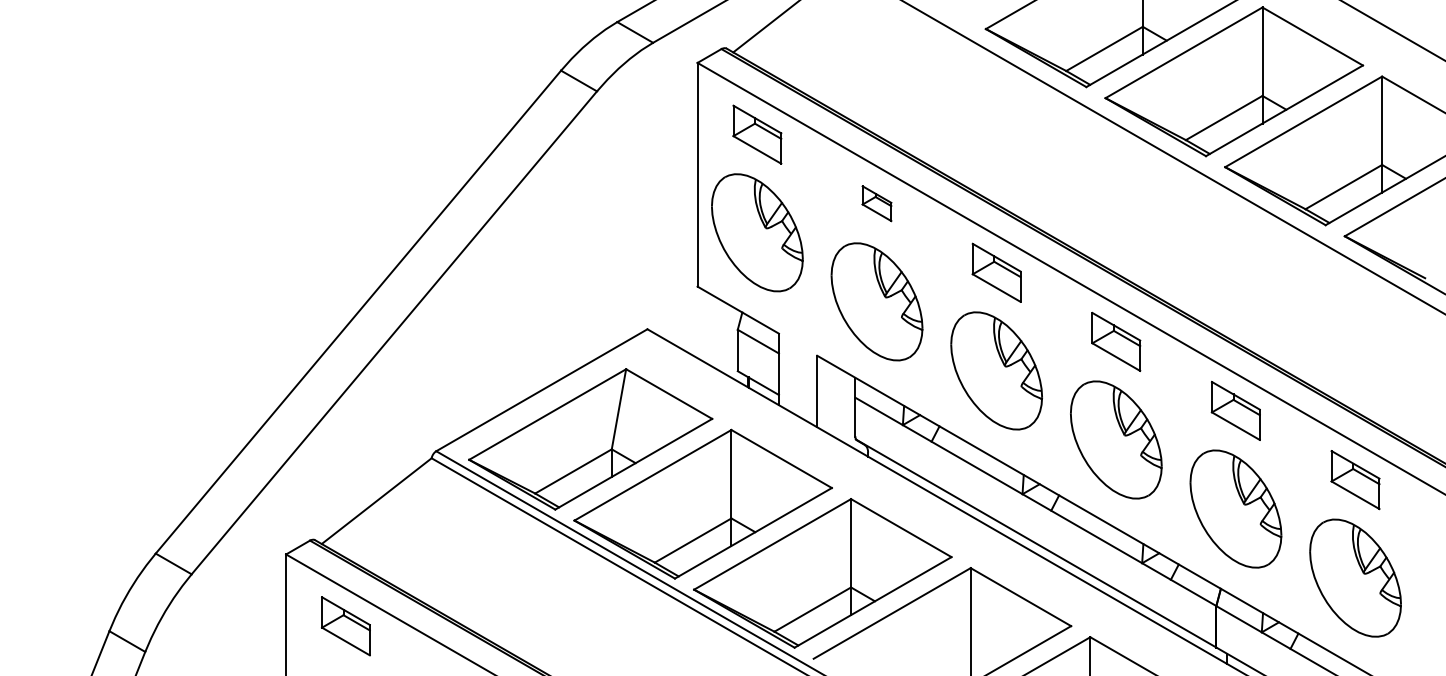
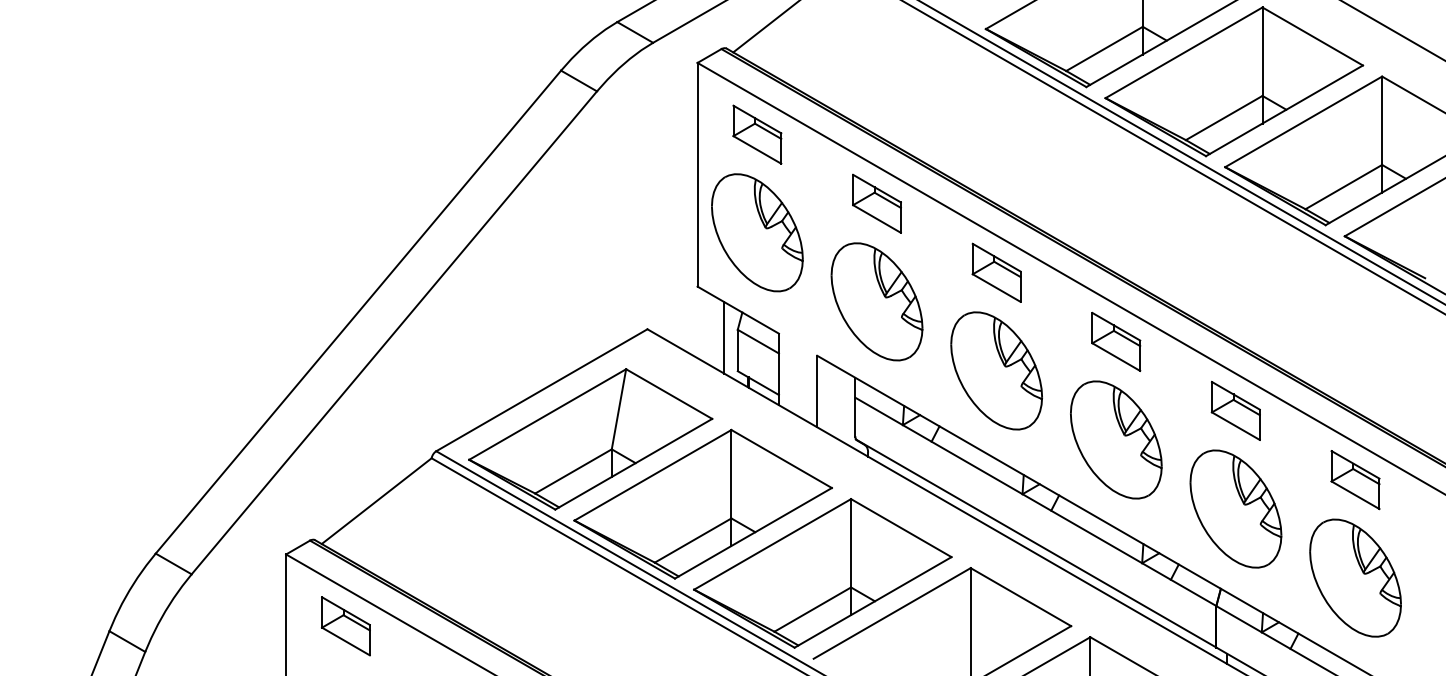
line: none -> present (1181, 152)
part size: 32x38 px -> 50x61 px (876, 203)
line: none -> present (723, 337)
